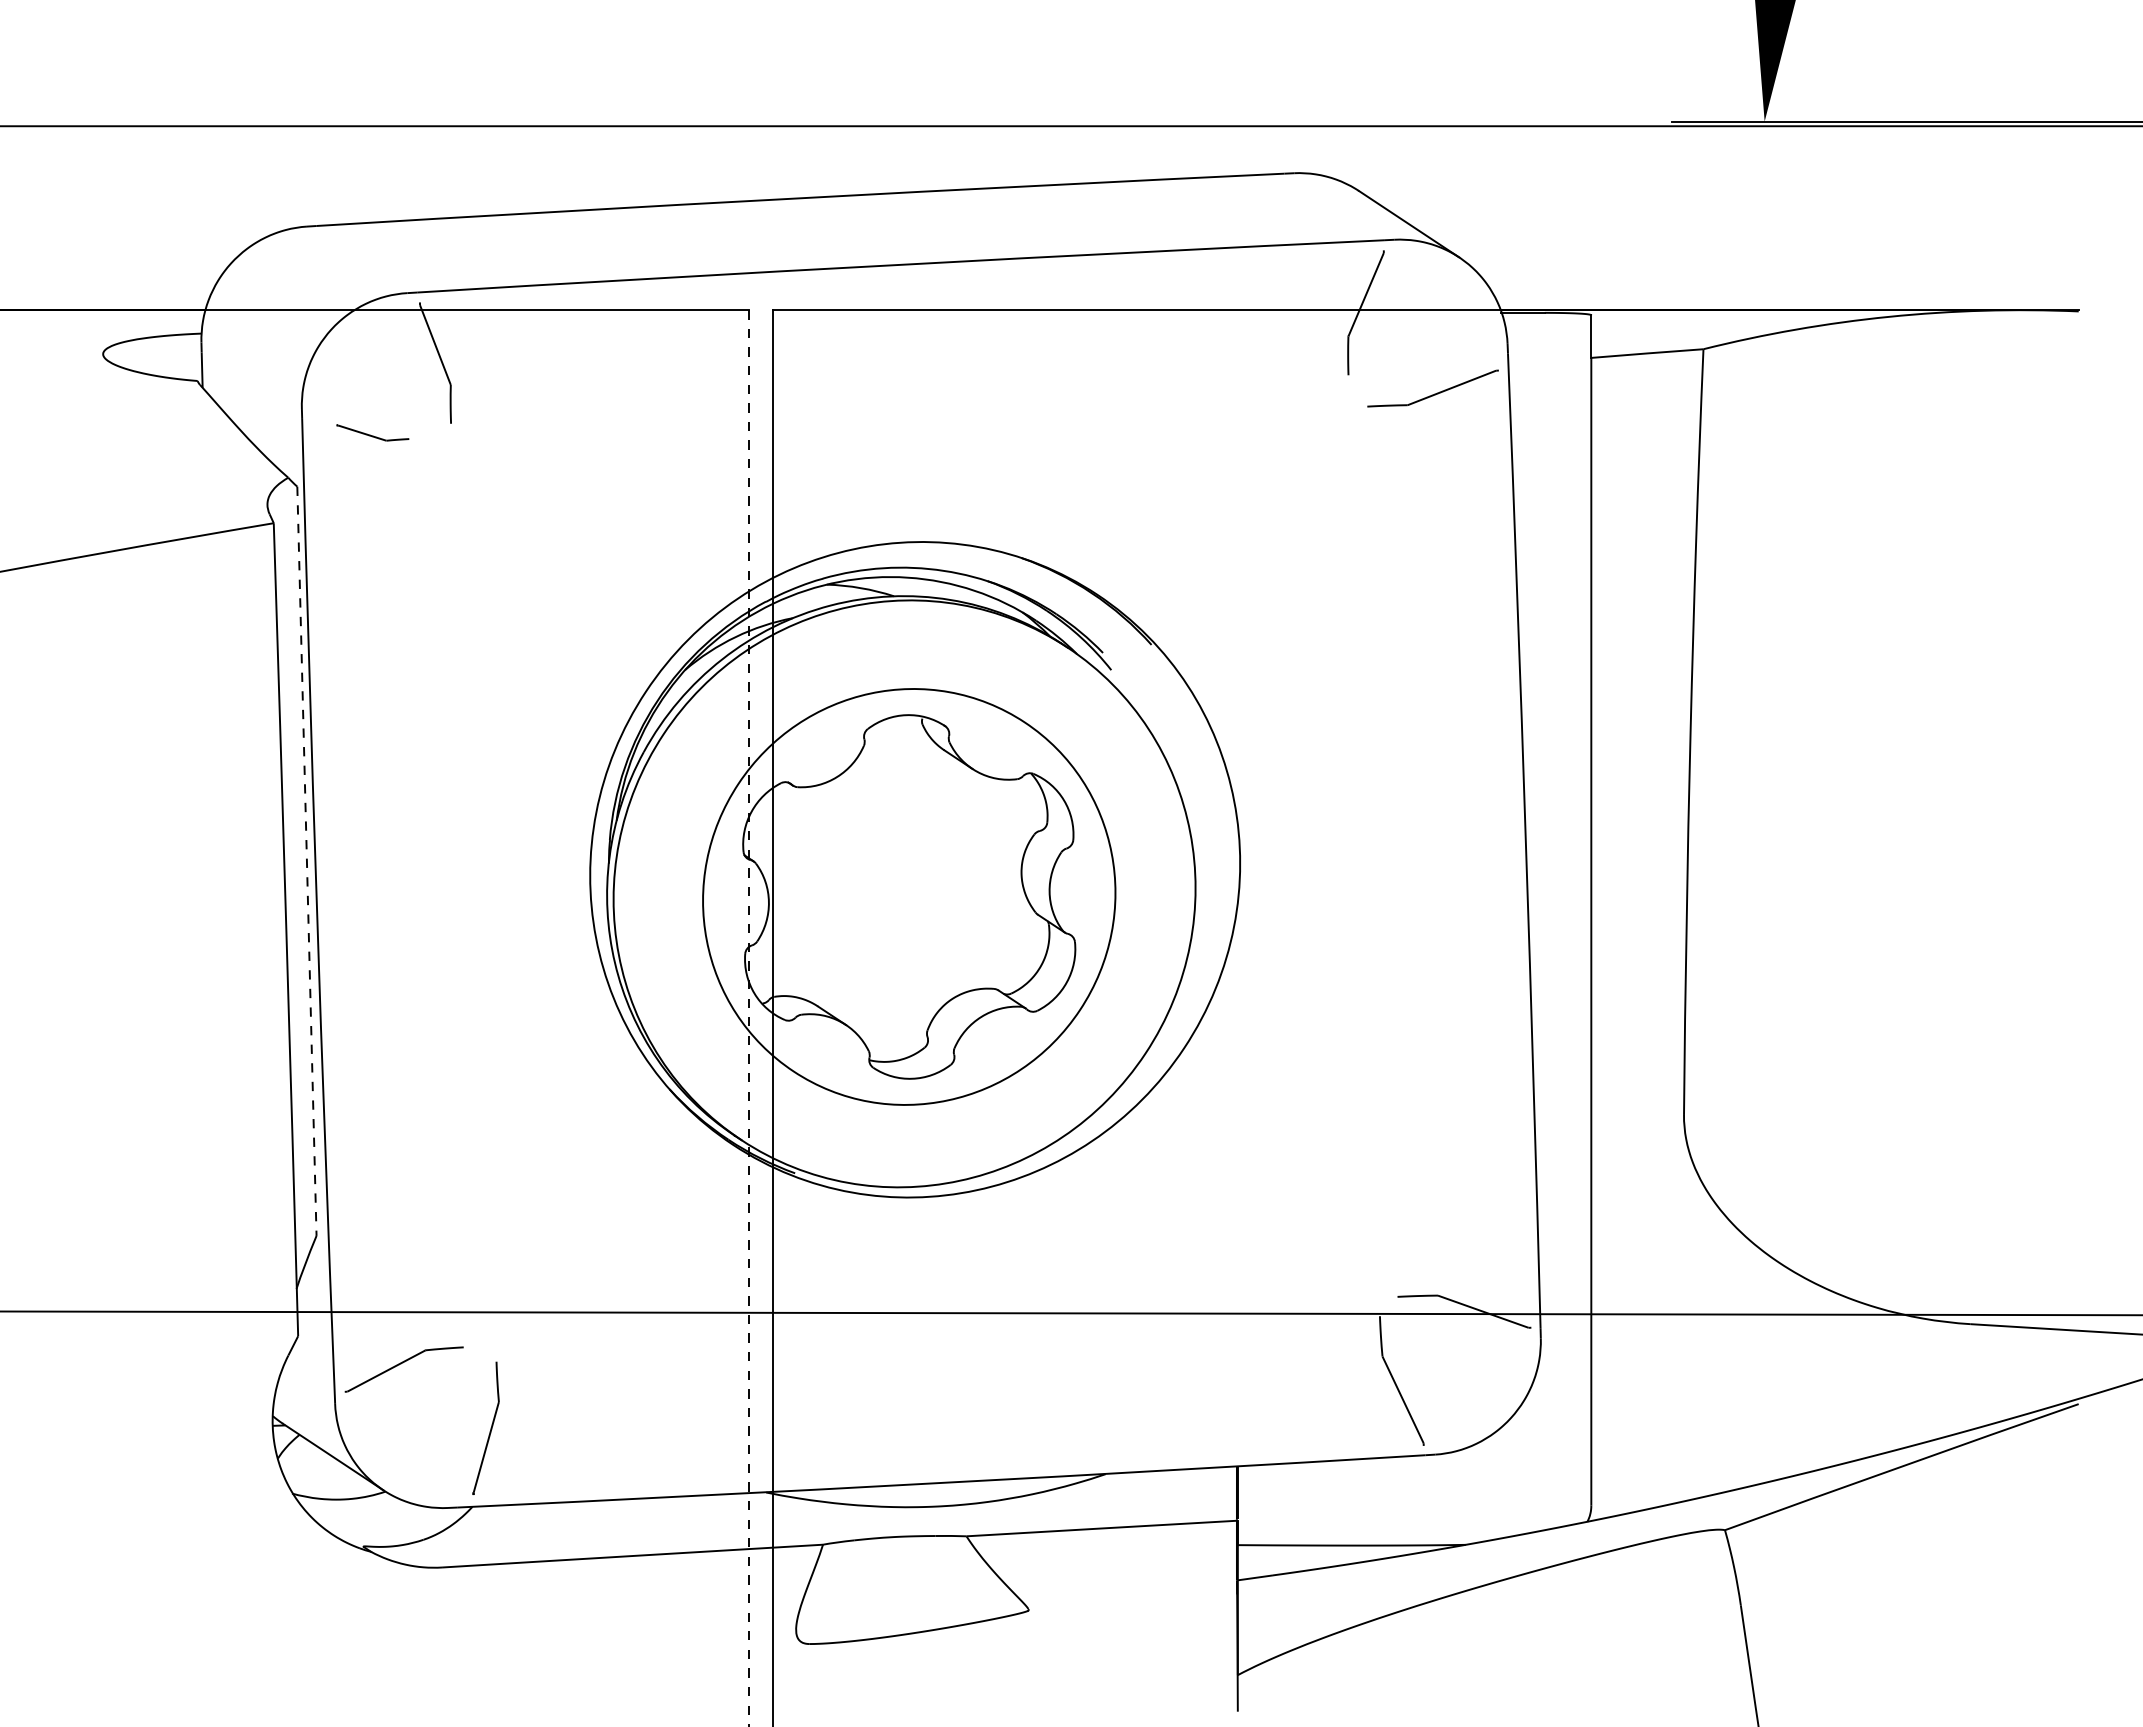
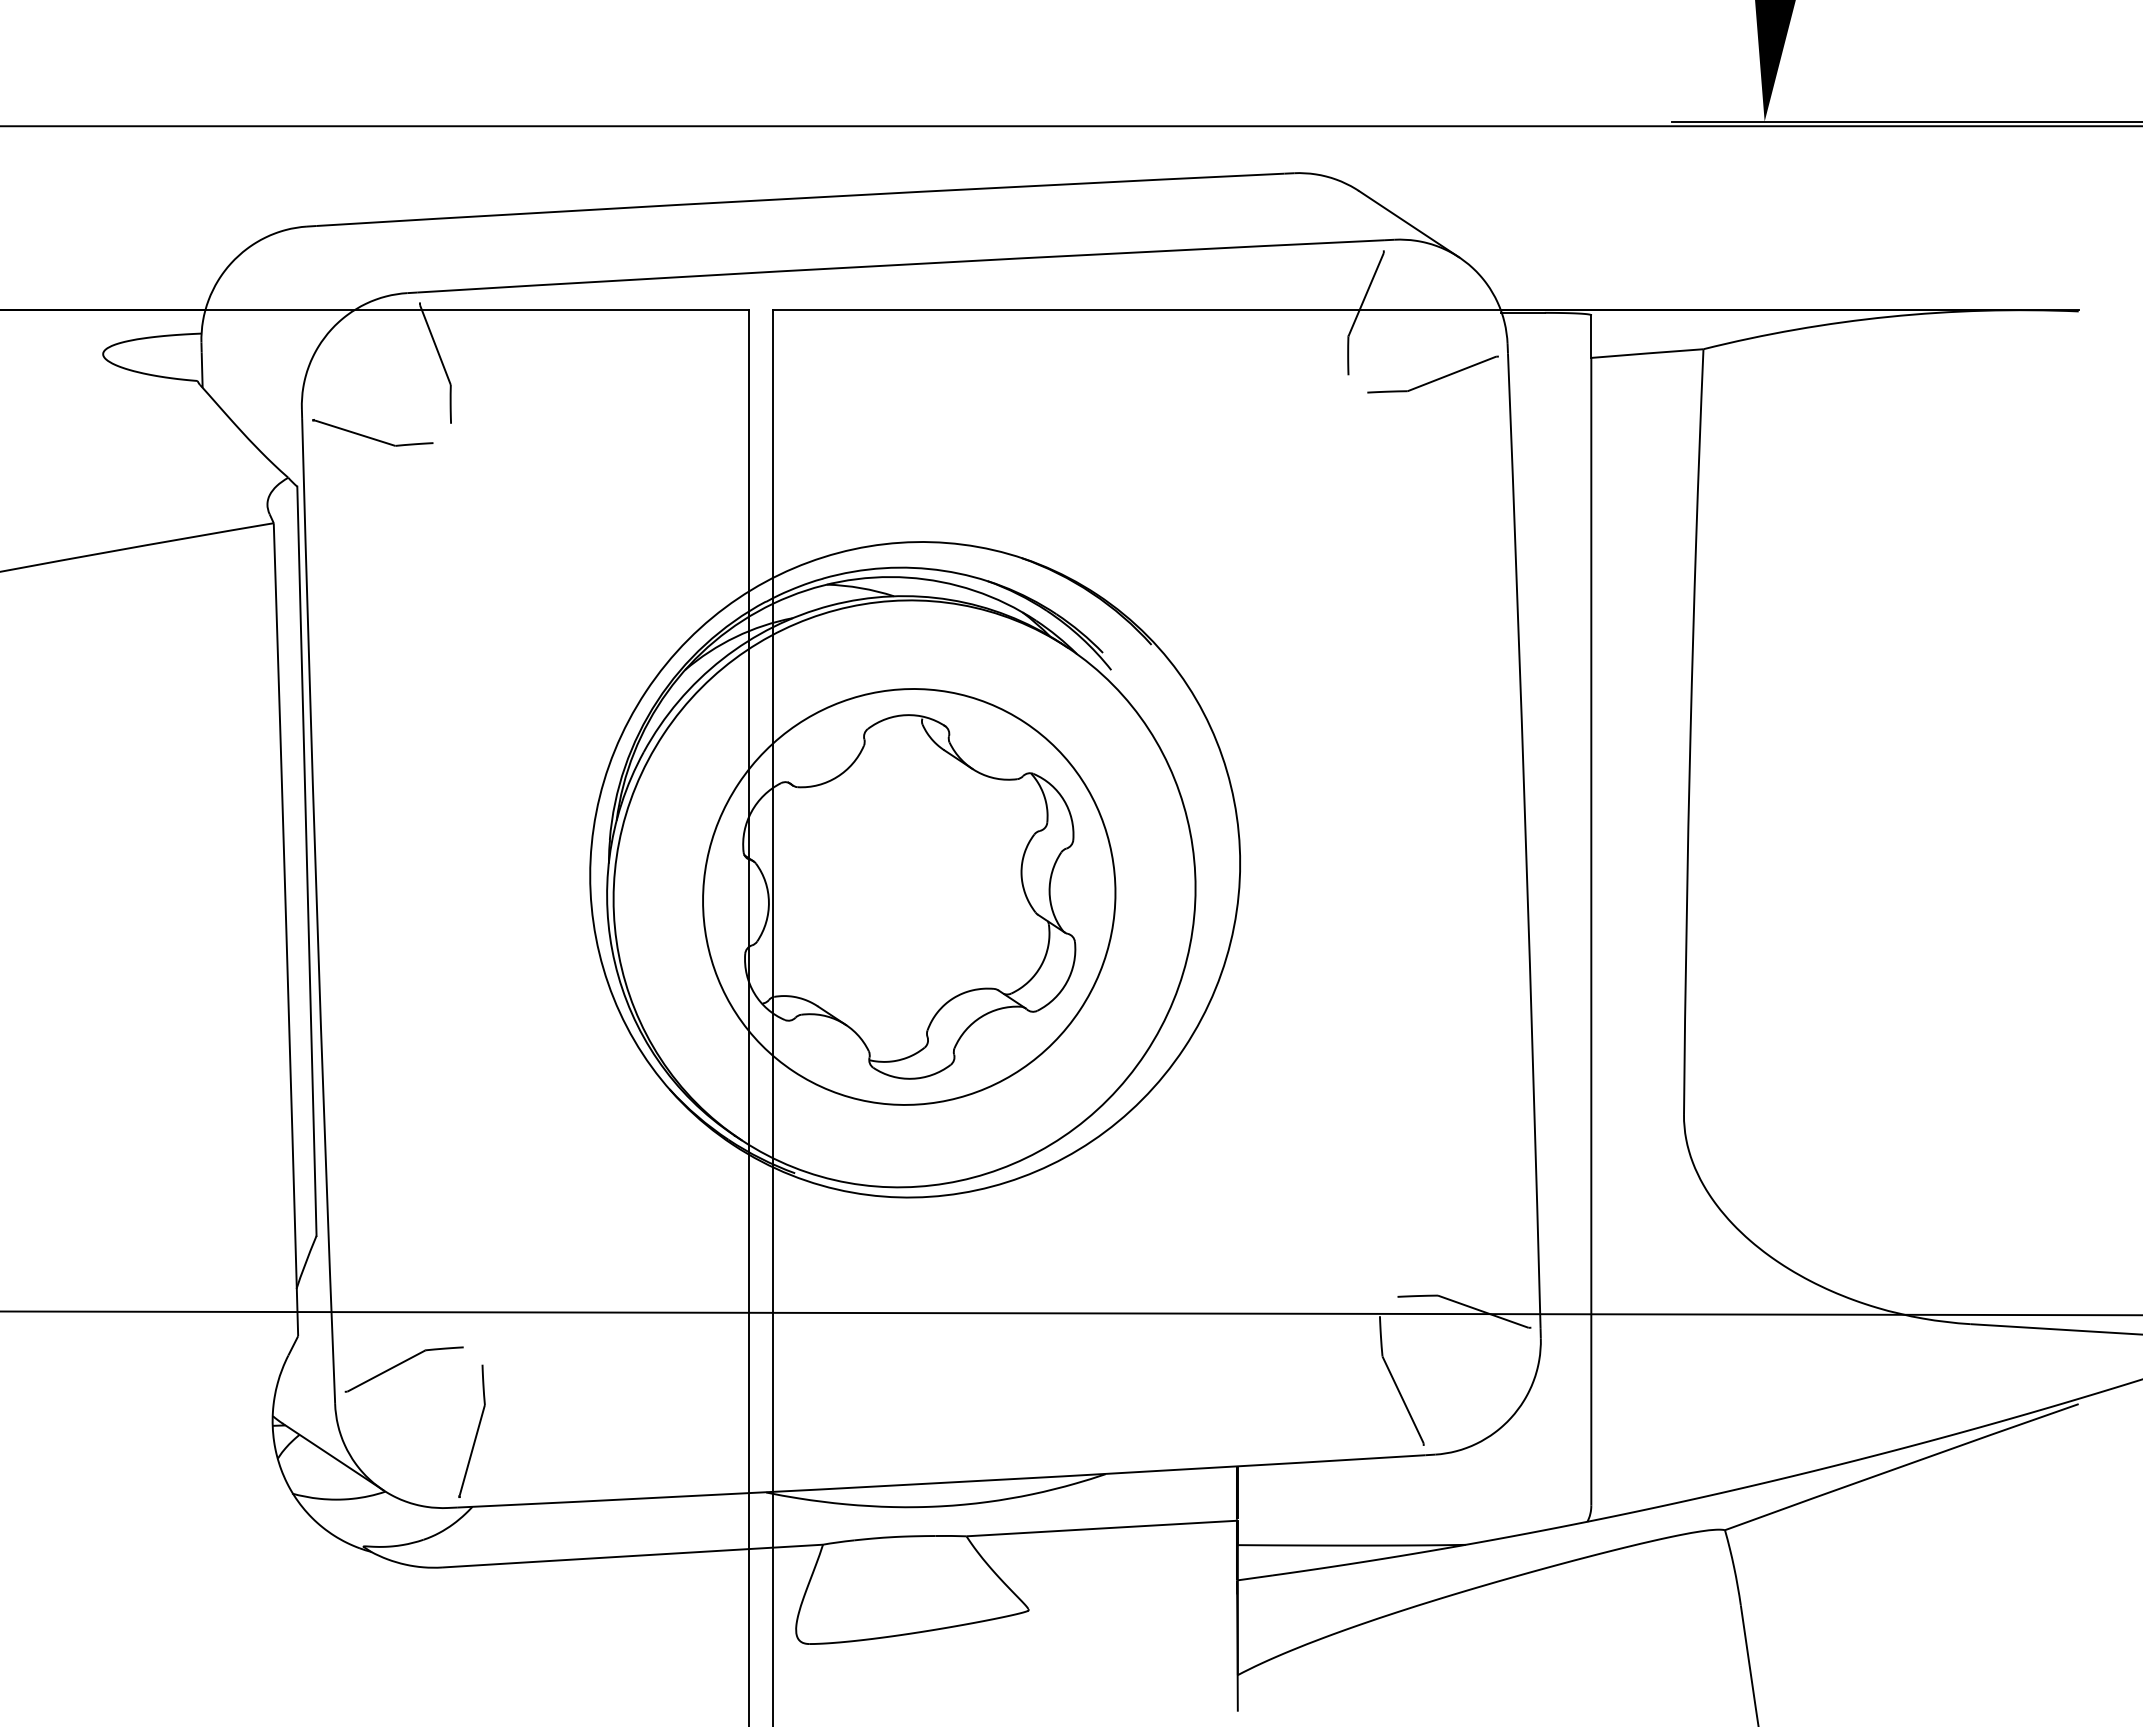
part position: (1432, 388) -> (1432, 374) (1432, 374)
part size: 74x18 px -> 122x28 px (372, 432)
line: dashed -> solid (306, 861)
line: dashed -> solid (749, 1018)
part position: (485, 1427) -> (471, 1430) (471, 1430)
